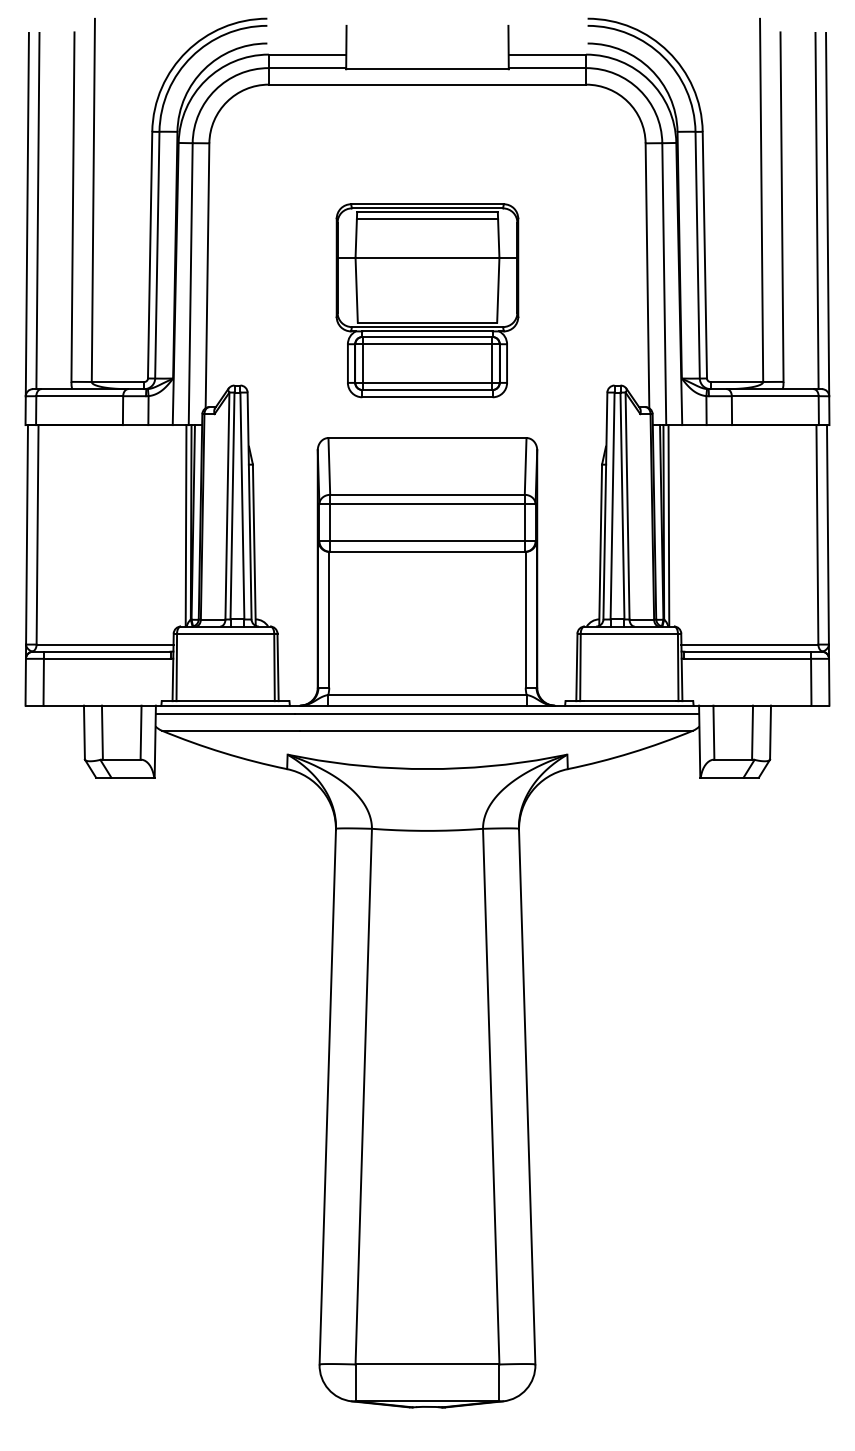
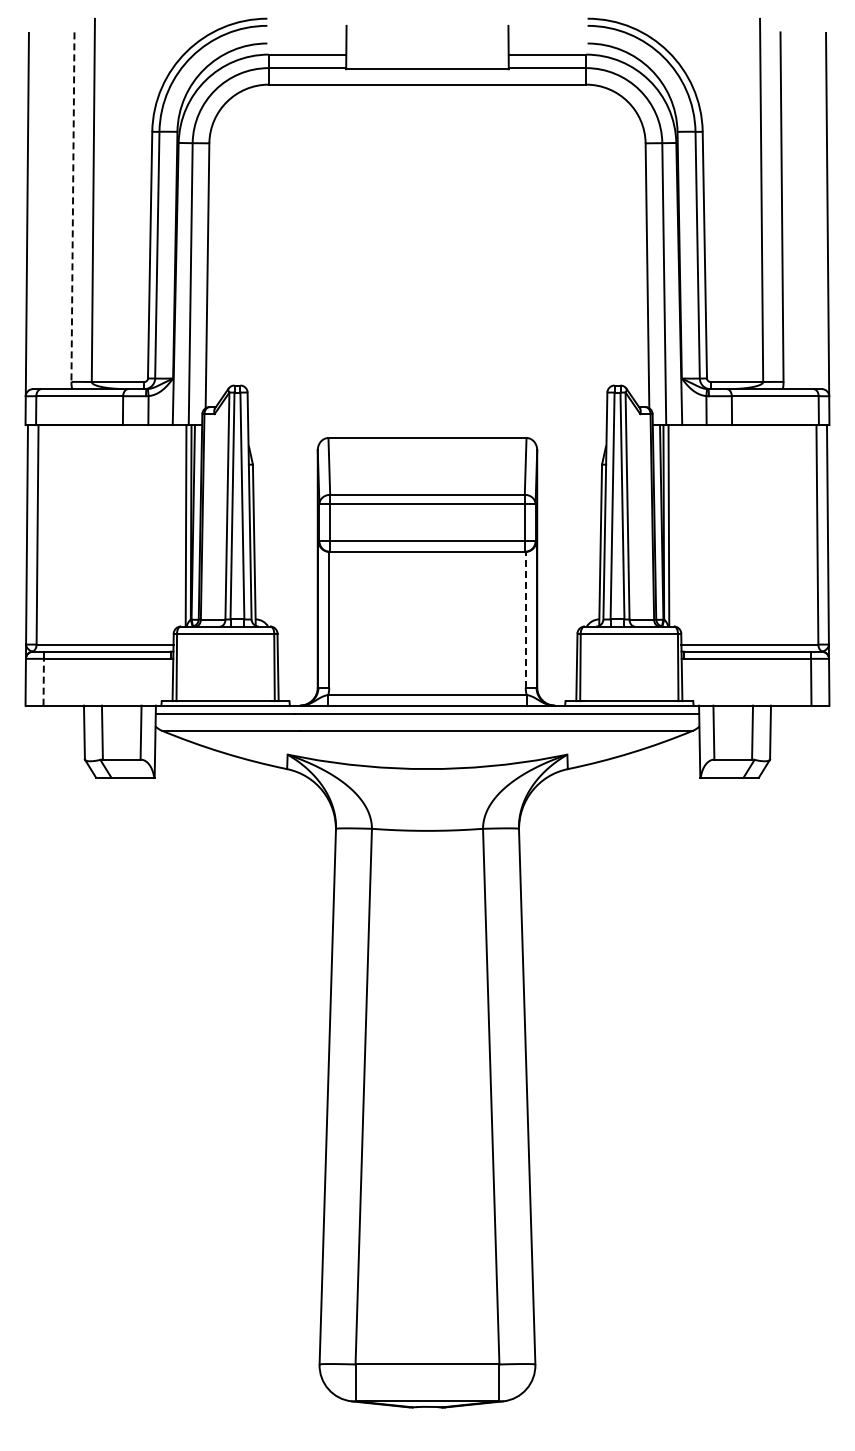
line: solid -> dashed (72, 207)
line: present -> none (37, 210)
line: present -> none (816, 210)
part: present -> none (427, 300)
line: solid -> dashed (525, 619)
line: solid -> dashed (43, 681)
